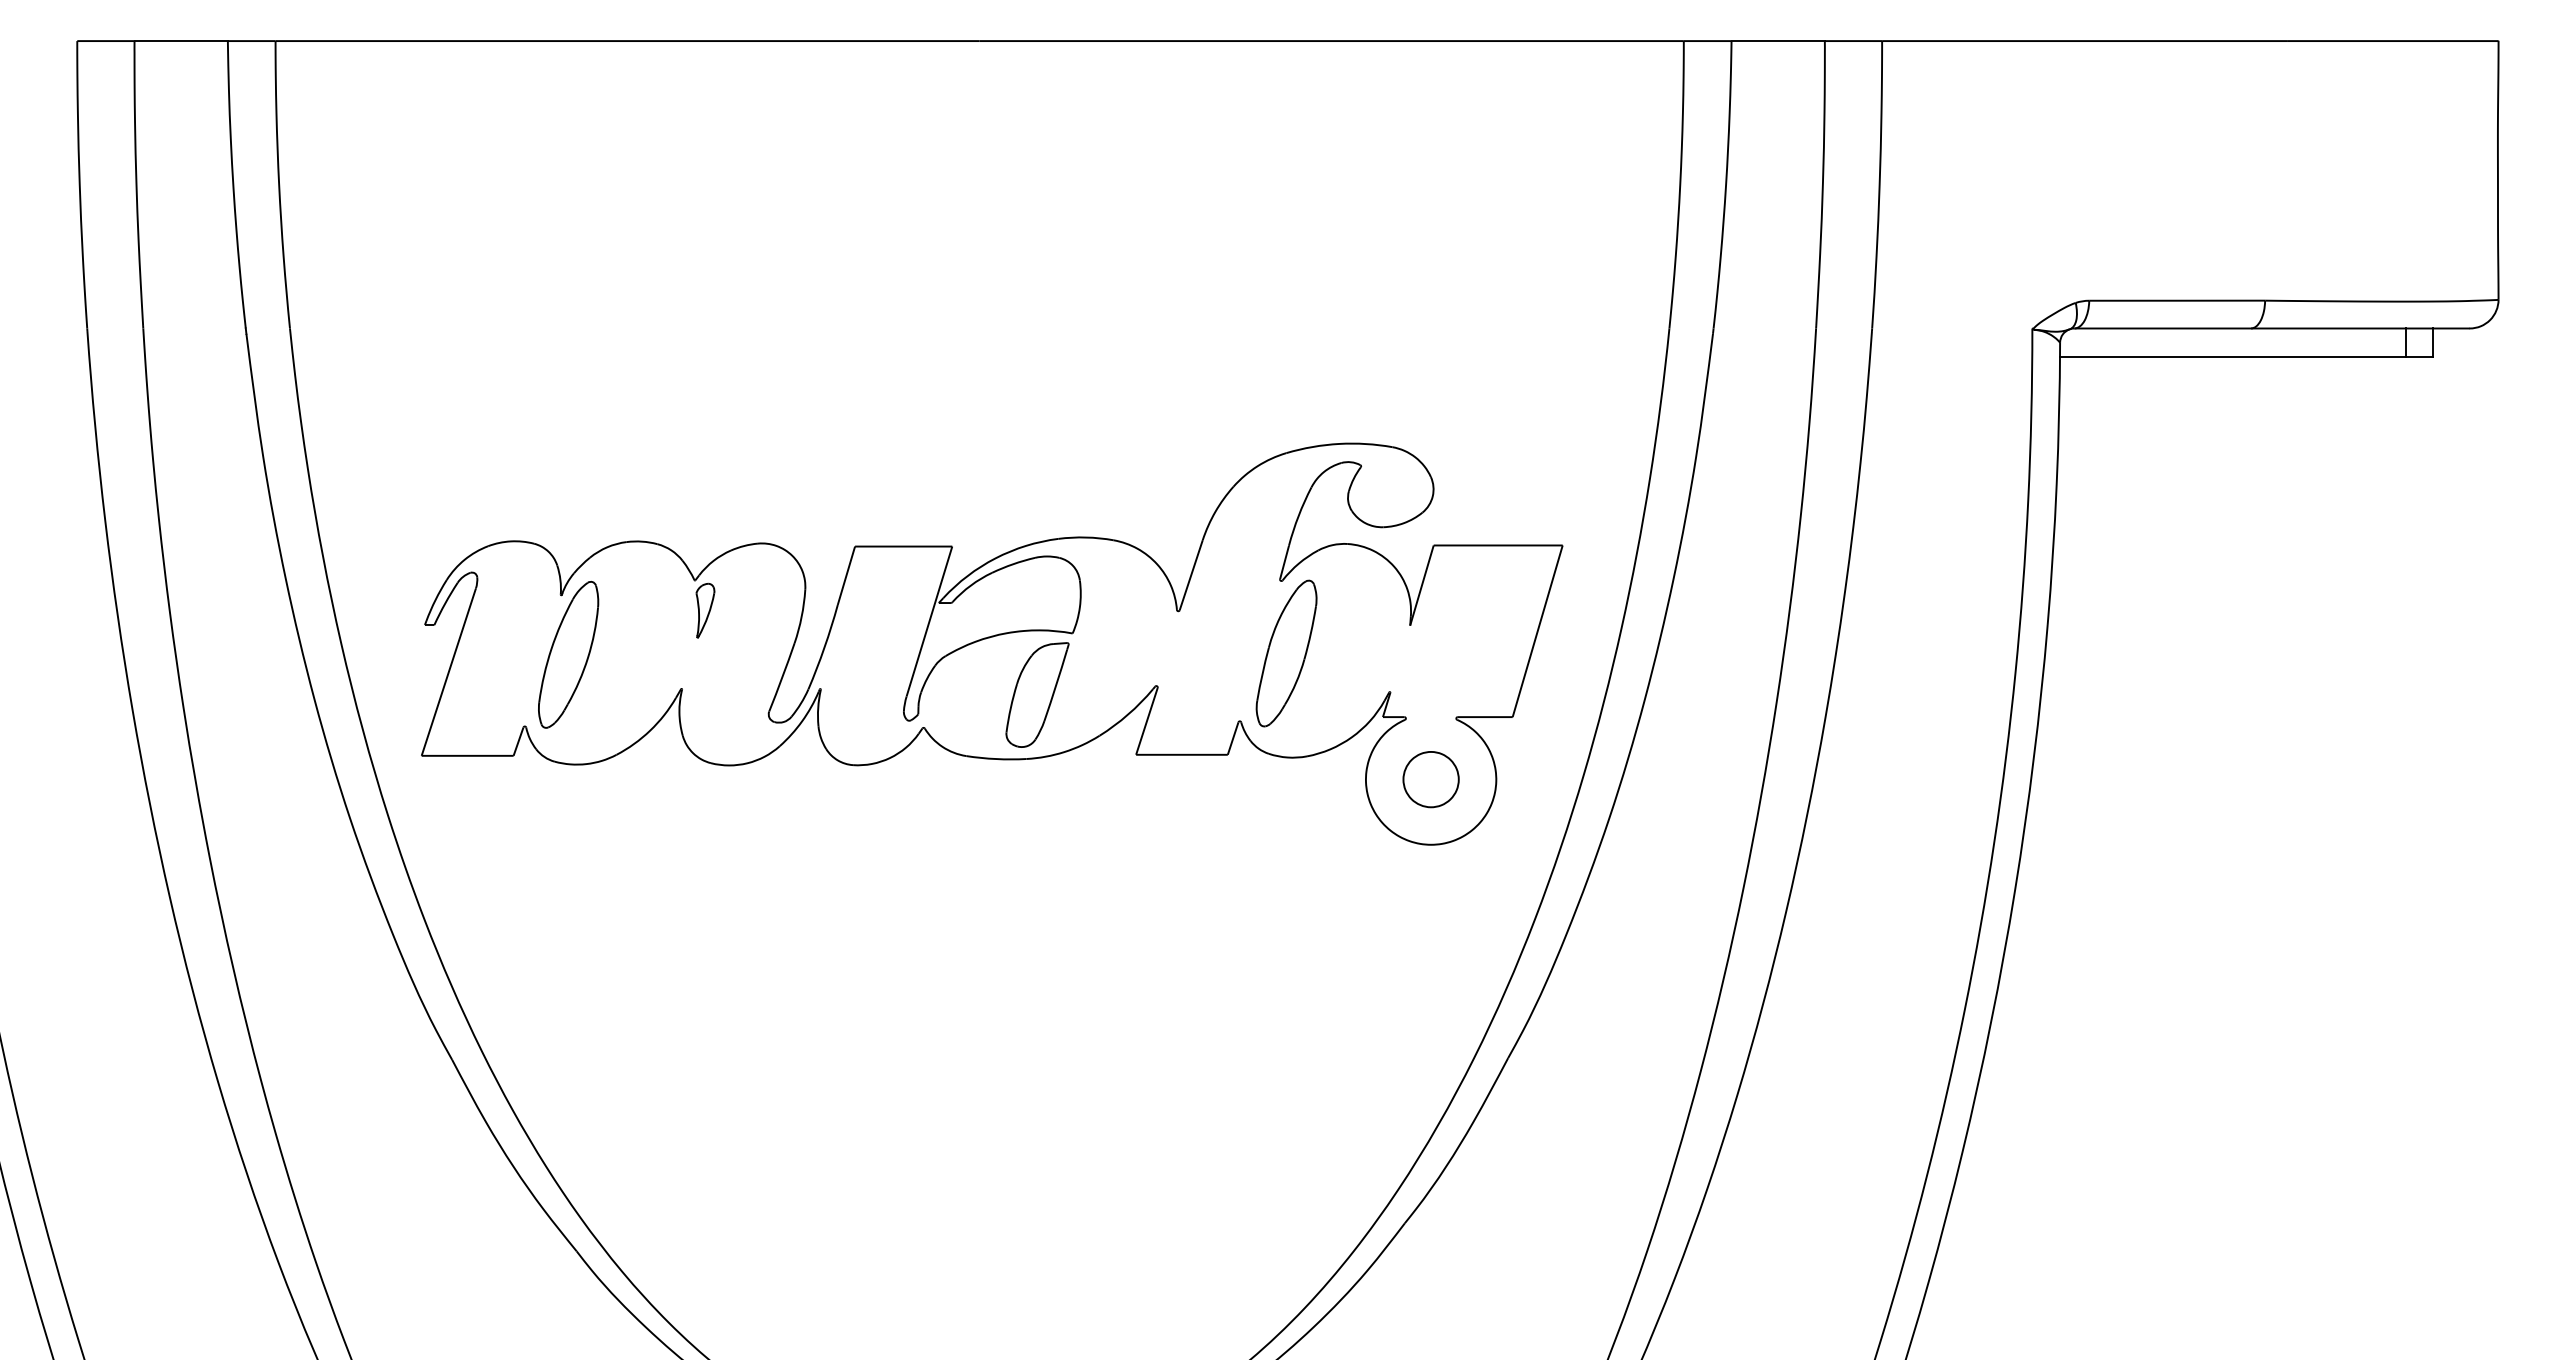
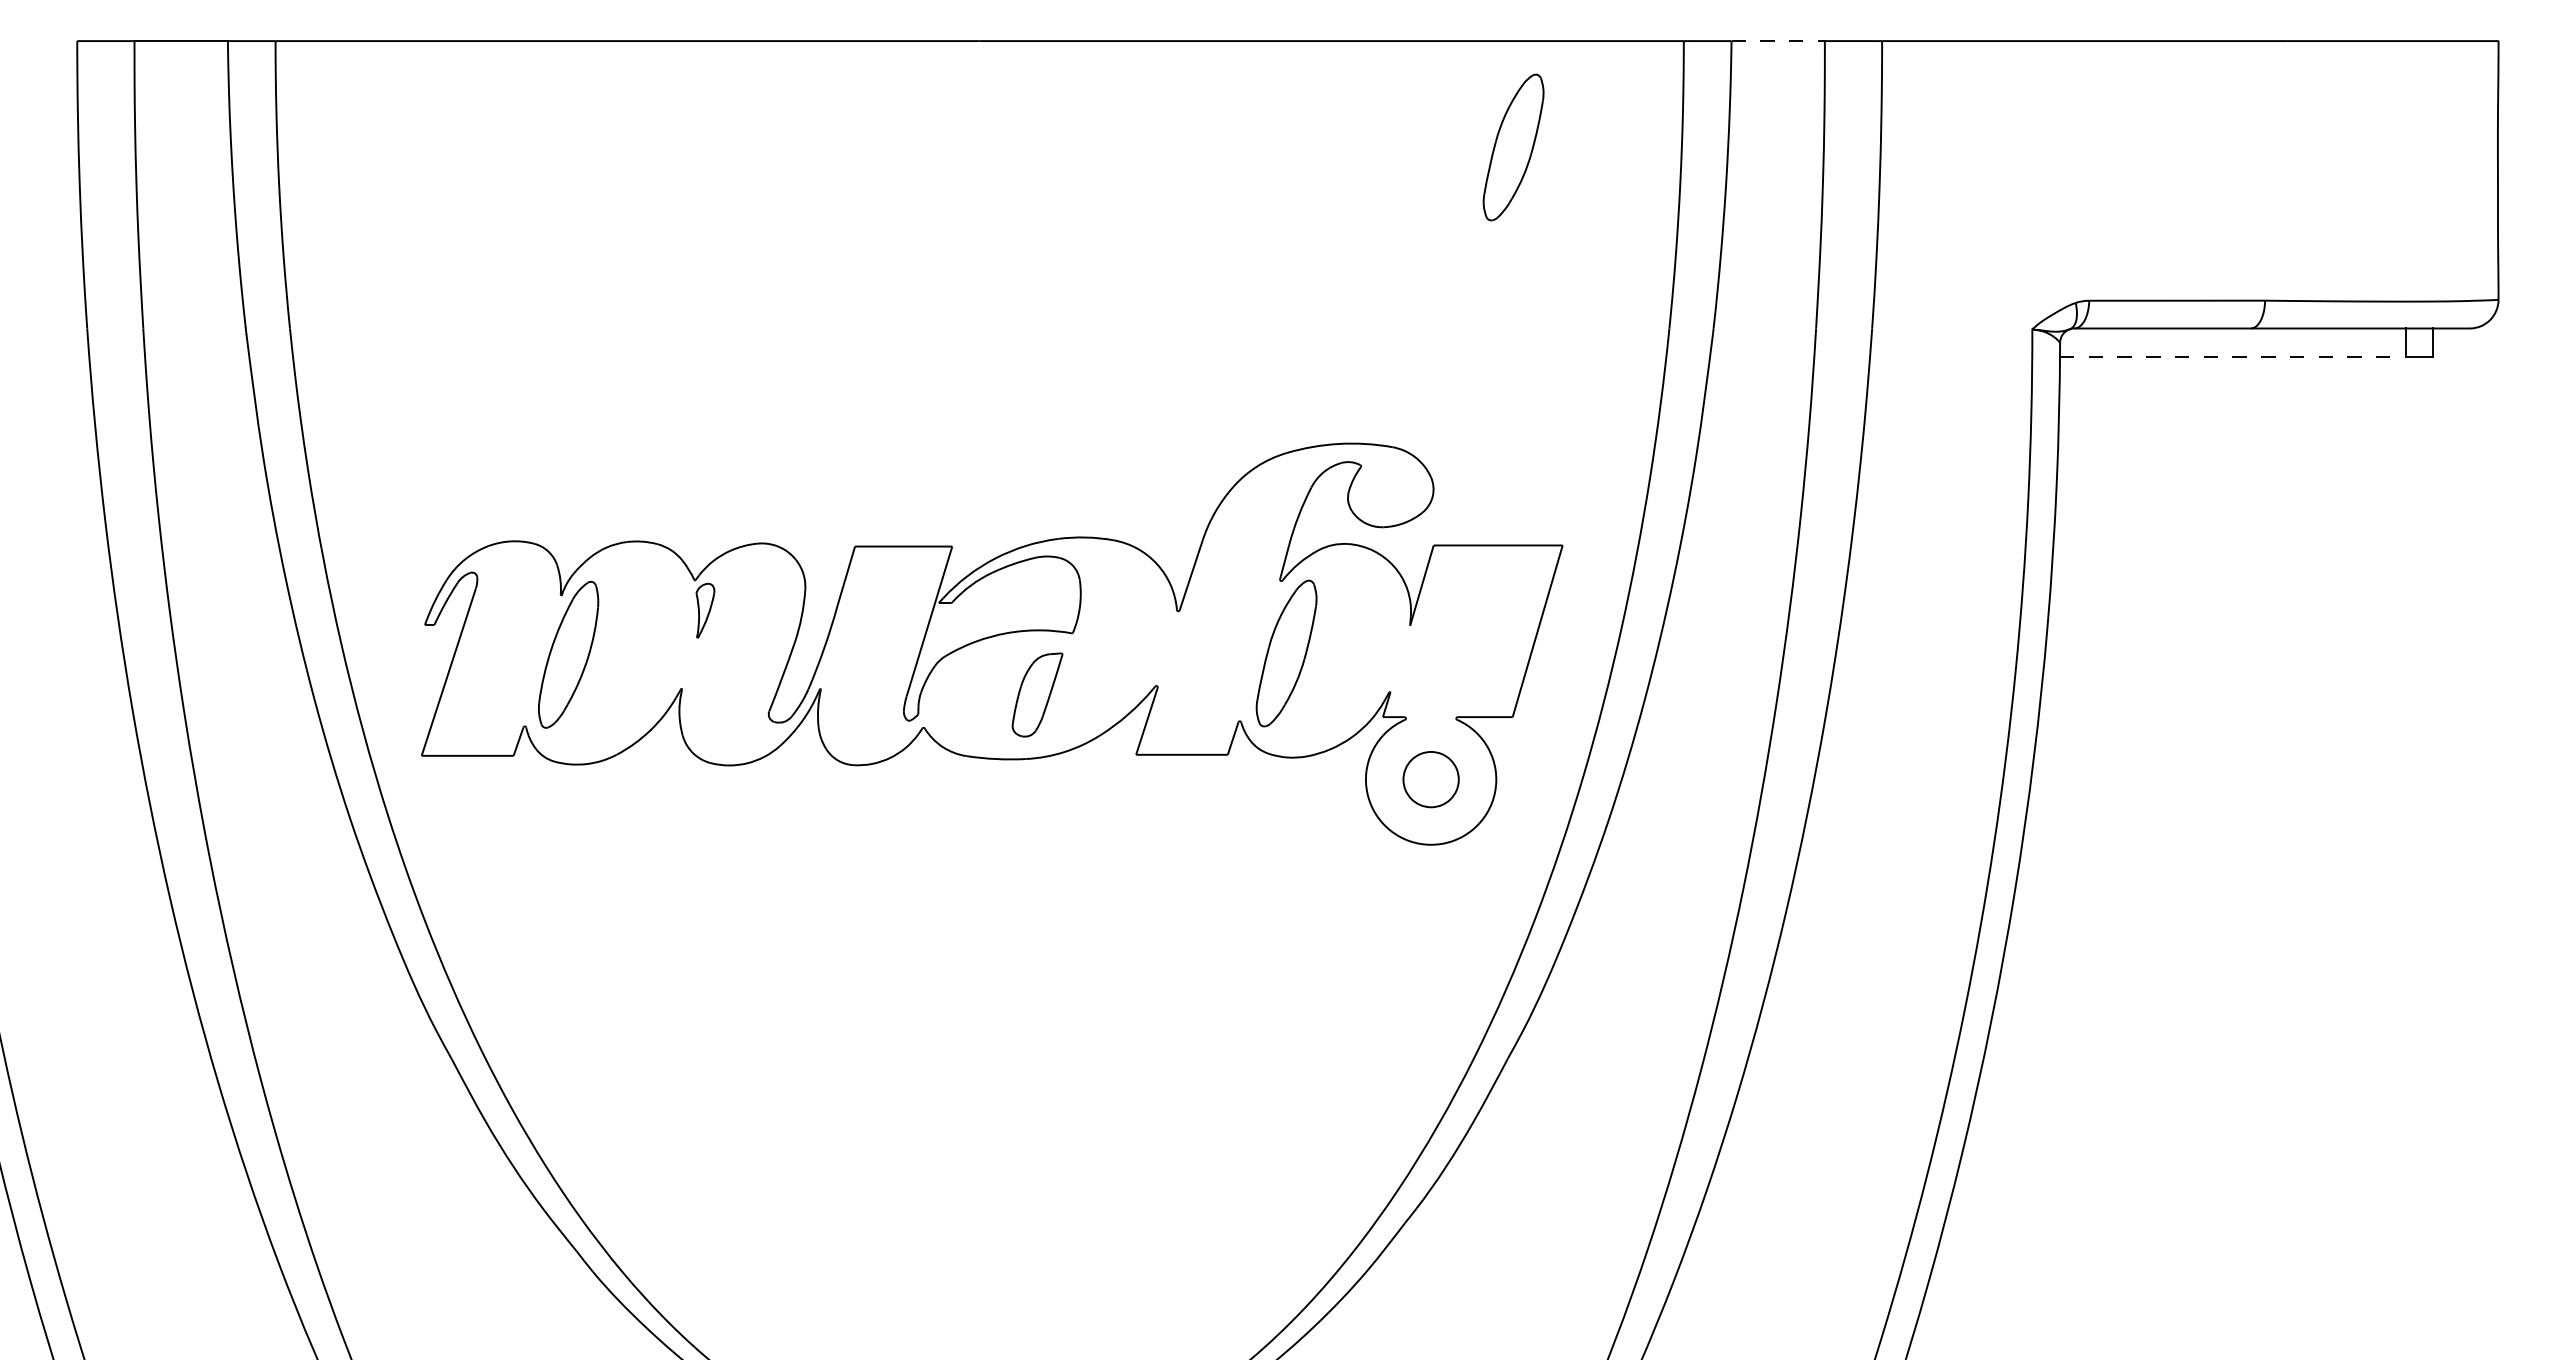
line: solid -> dashed (1778, 41)
part: none -> present (1513, 147)
line: solid -> dashed (2232, 357)
part size: 65x106 px -> 53x86 px (1037, 694)
